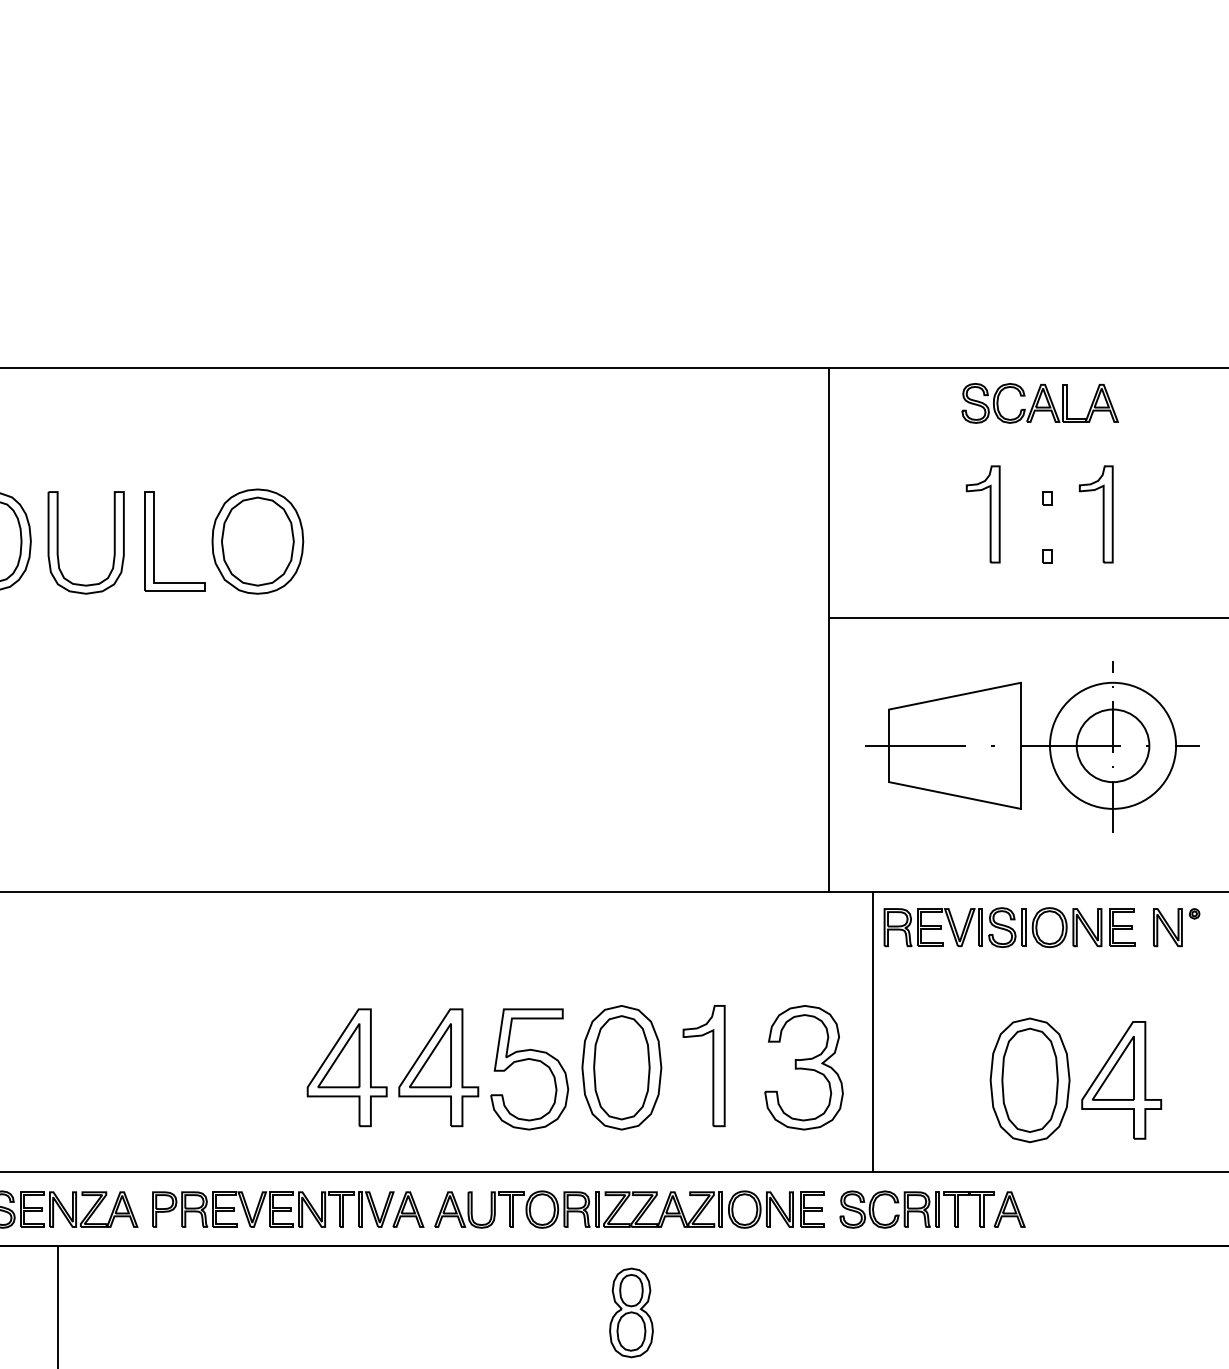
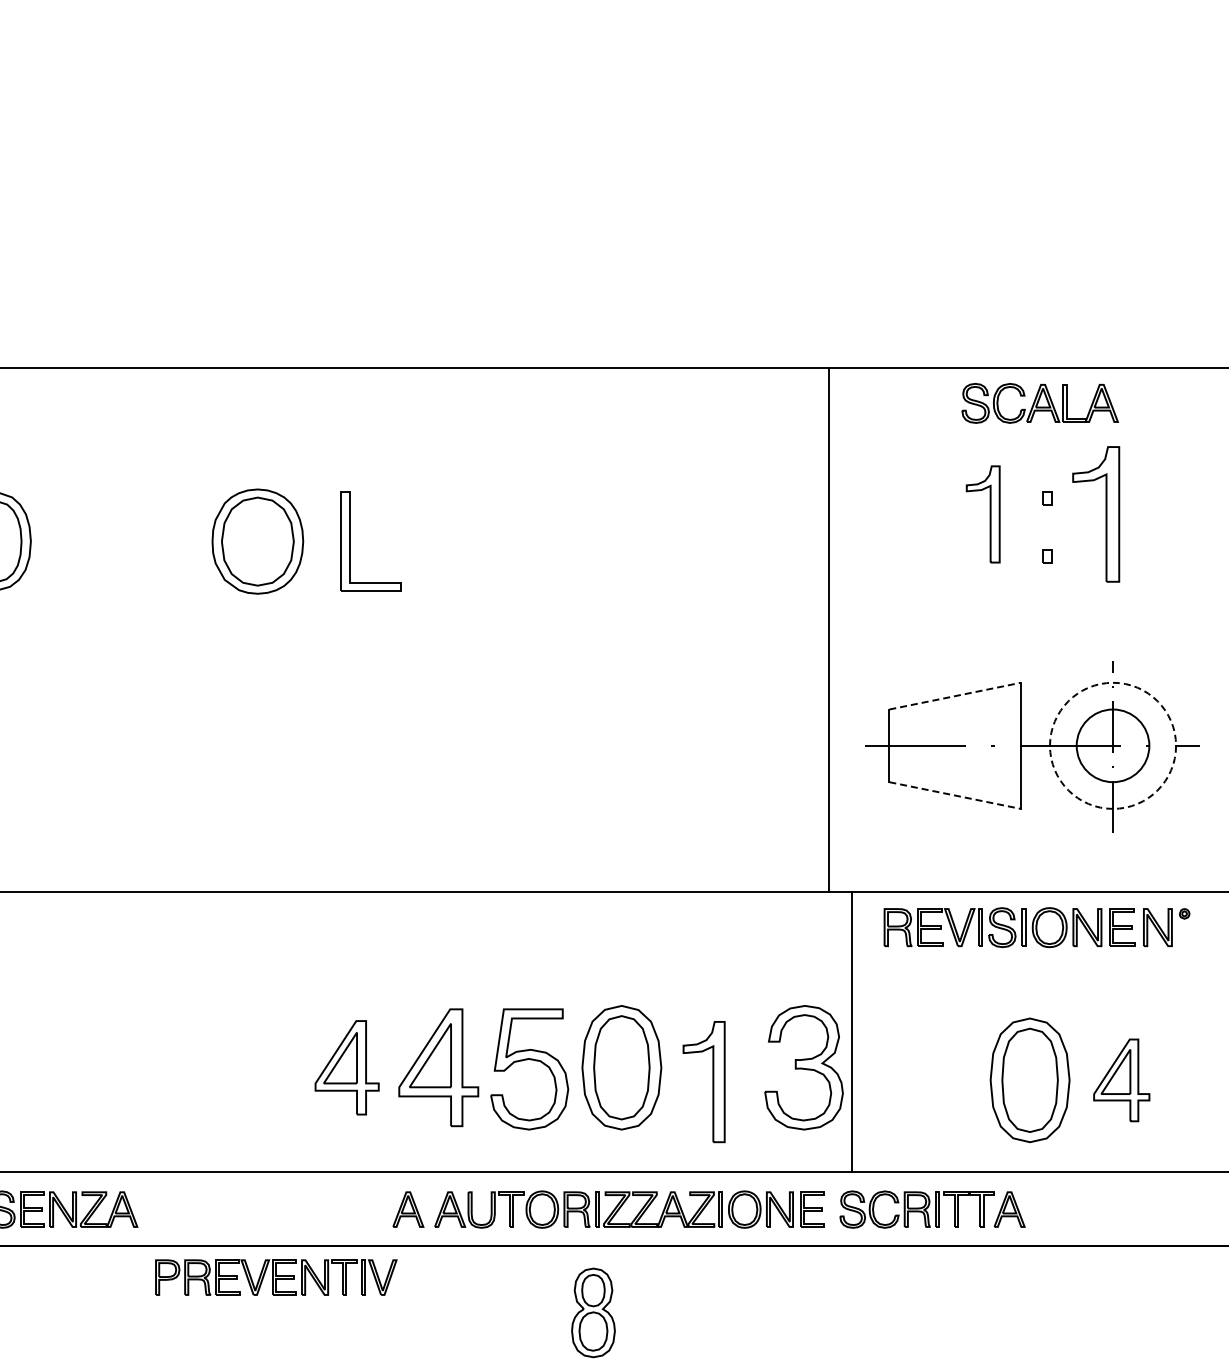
part size: 35x99 px -> 49x137 px (1096, 514)
part position: (154, 541) -> (350, 541) (350, 541)
part: present -> none (58, 542)
line: present -> none (1026, 618)
line: solid -> dashed (955, 696)
circle: solid -> dashed (1112, 745)
line: solid -> dashed (955, 795)
part position: (1176, 927) -> (1166, 927) (1166, 927)
line position: (873, 1032) -> (852, 1032) (852, 1032)
part position: (712, 1066) -> (712, 1082) (712, 1082)
part size: 82x120 px -> 66x96 px (346, 1067)
part size: 82x119 px -> 58x85 px (1121, 1080)
part position: (273, 1209) -> (276, 1277) (276, 1277)
line: present -> none (58, 1305)
part position: (631, 1312) -> (593, 1312) (593, 1312)
